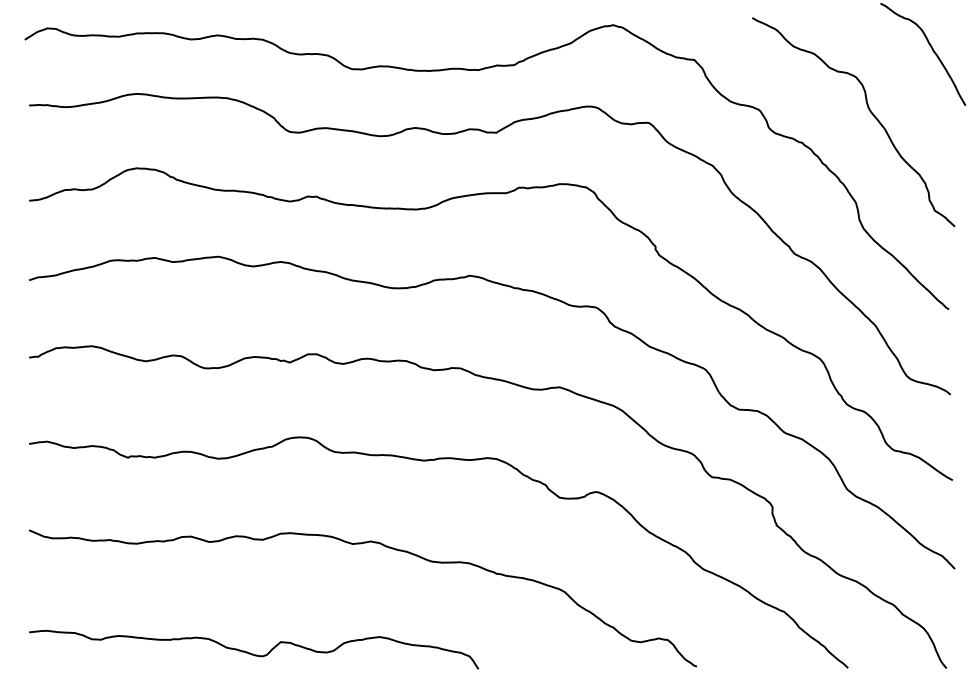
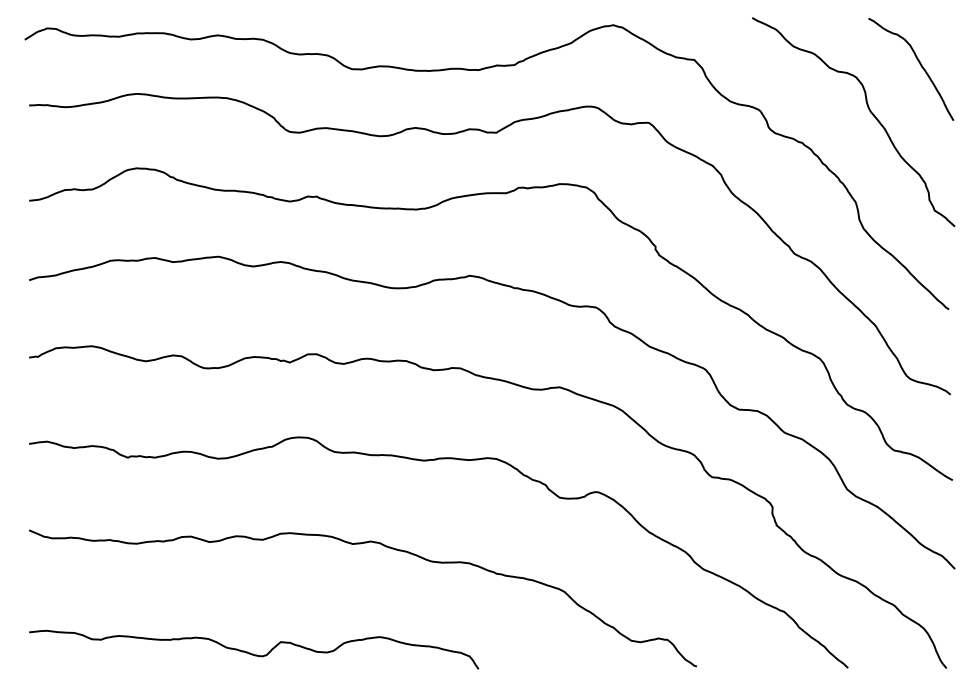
curve position: (931, 49) -> (919, 64) (919, 64)
